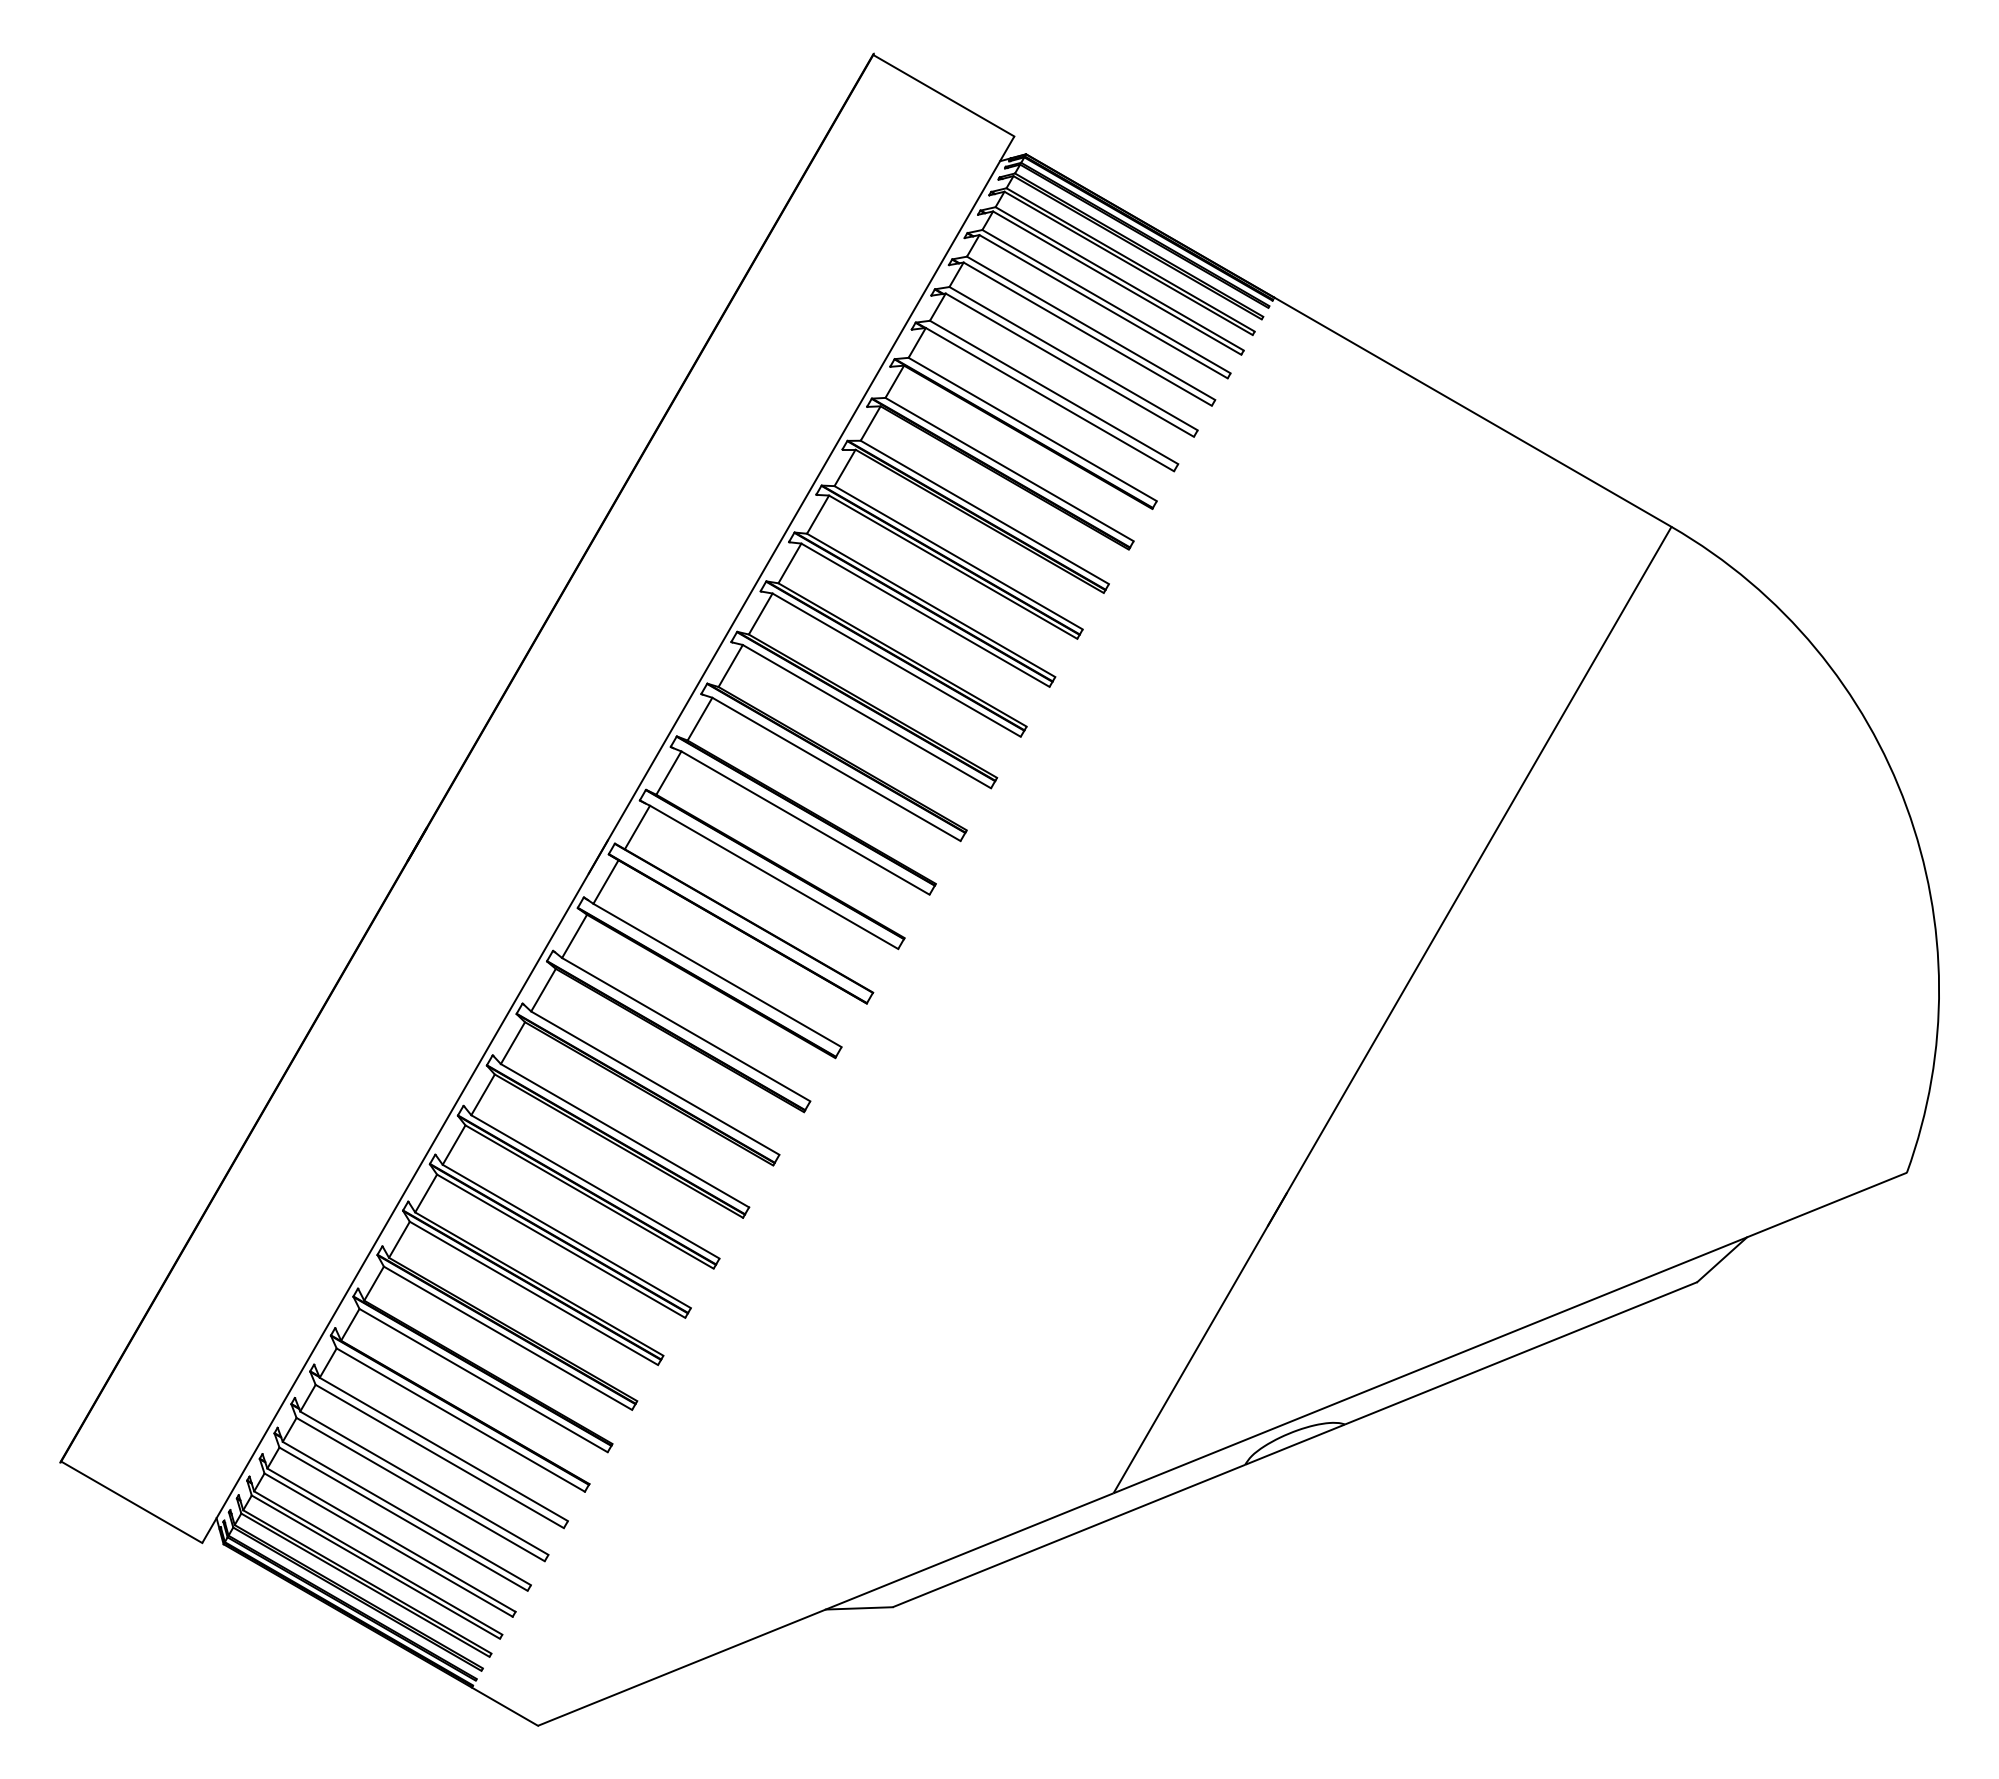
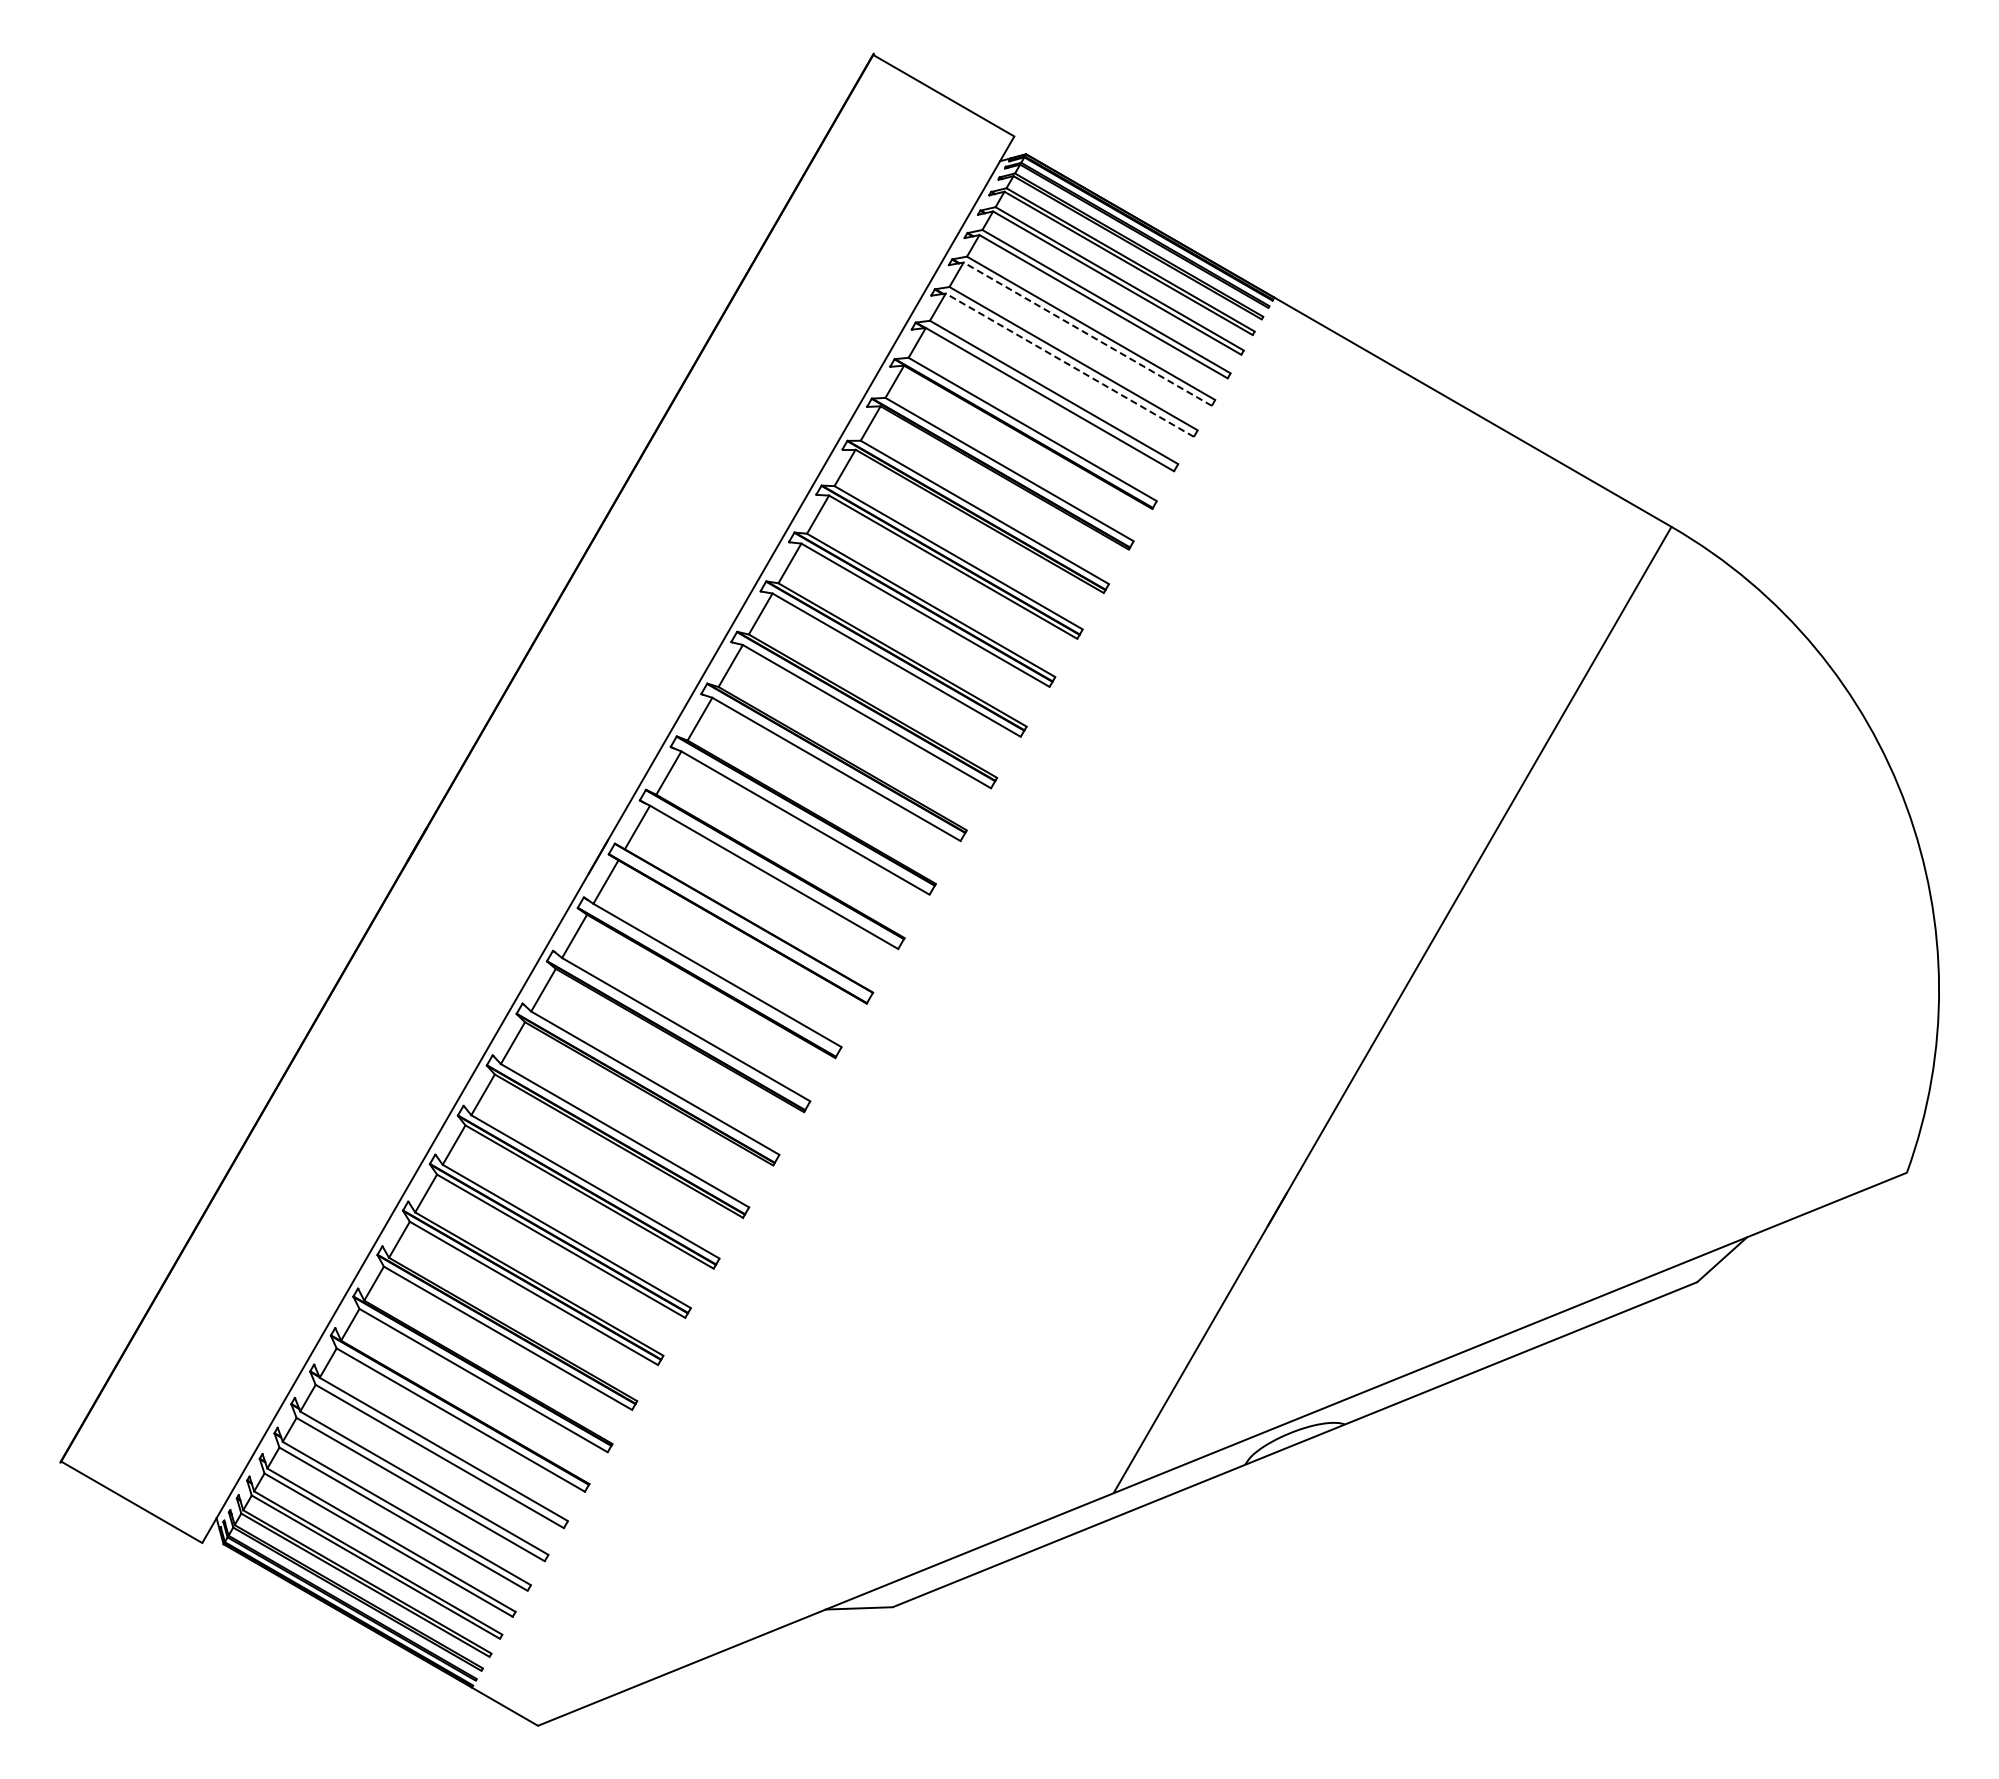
line: solid -> dashed (1087, 333)
line: solid -> dashed (1069, 364)
